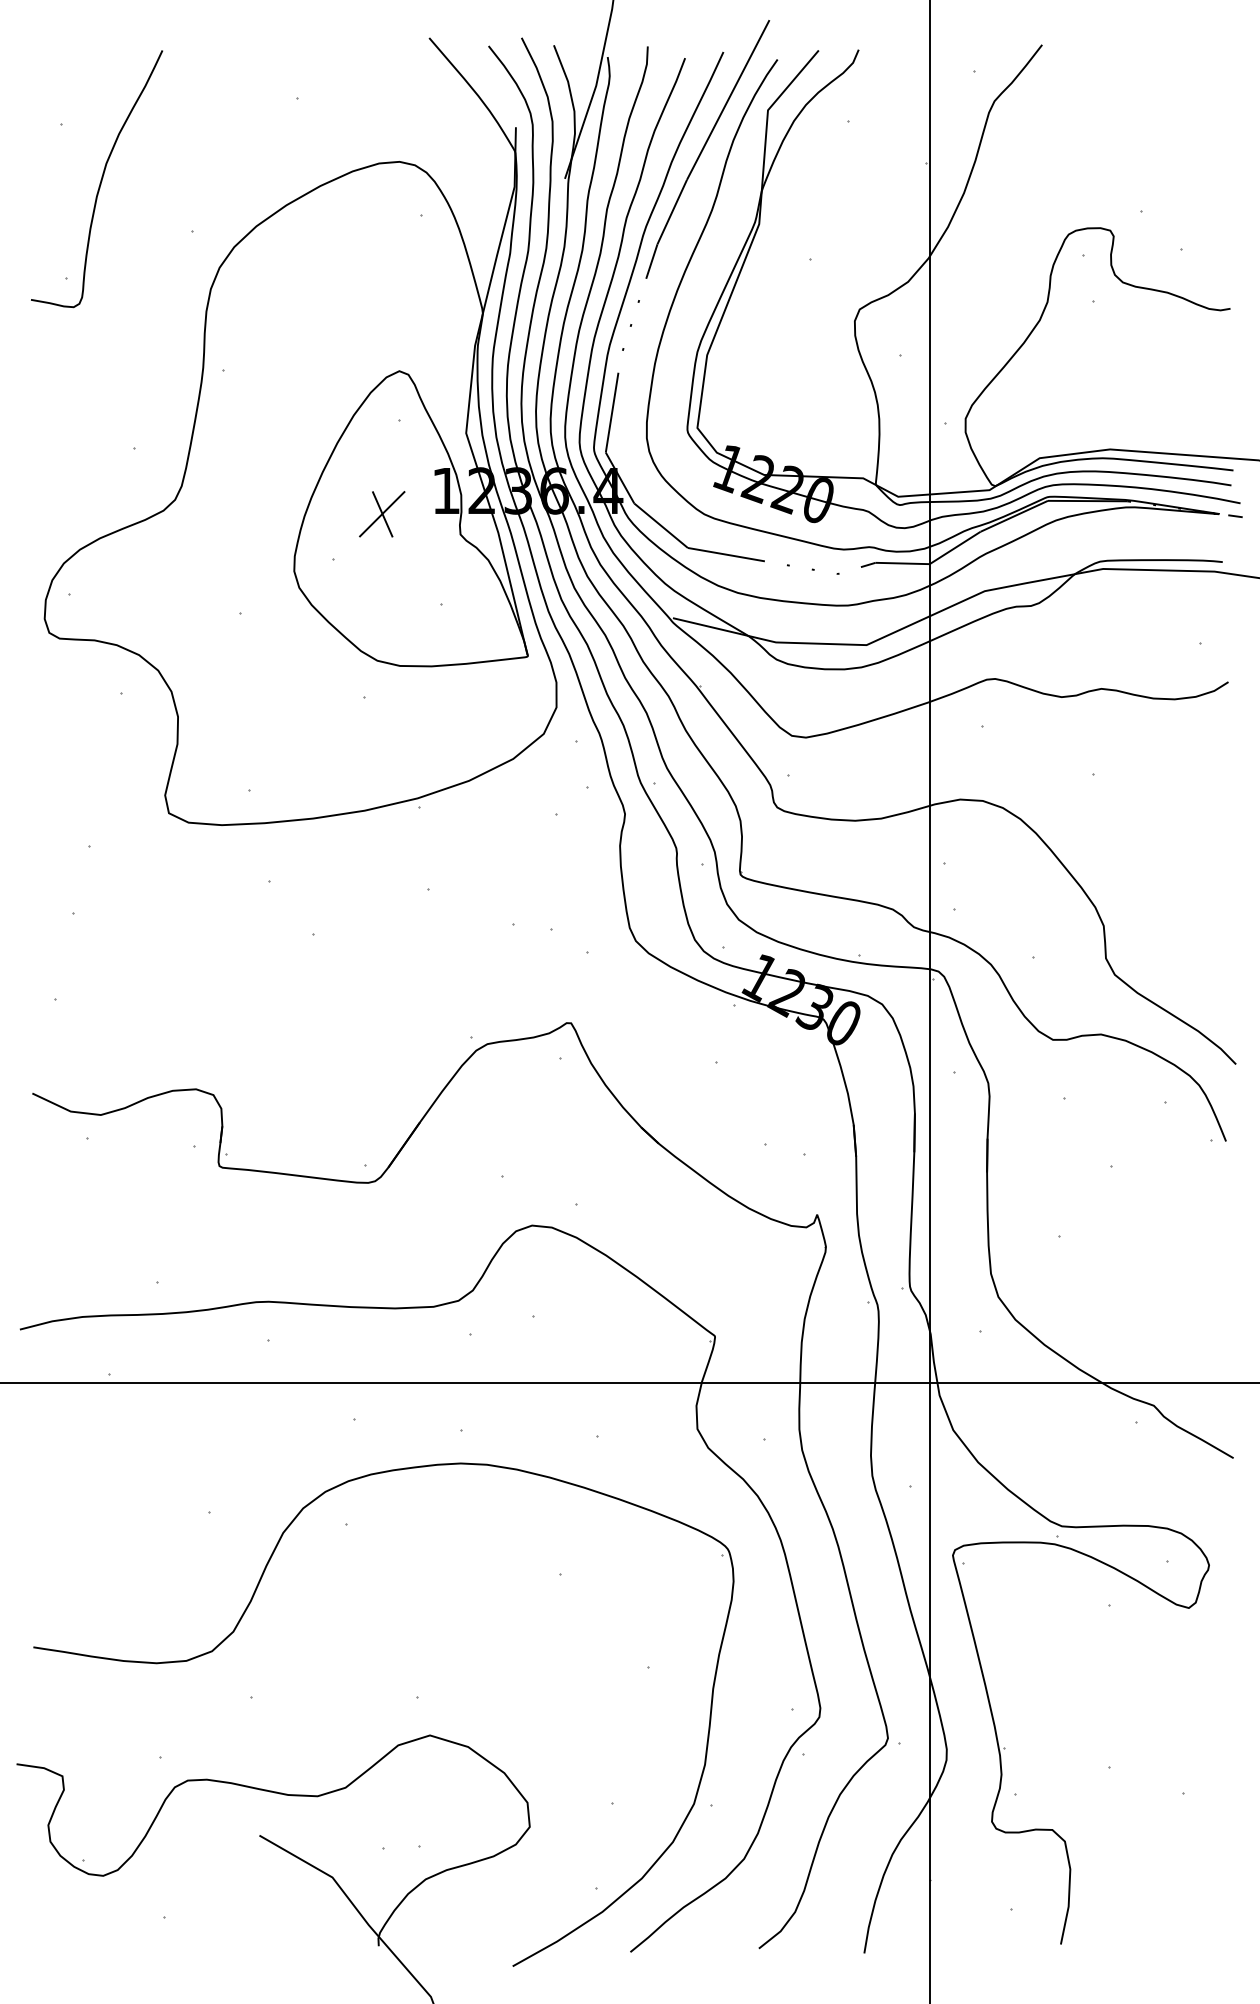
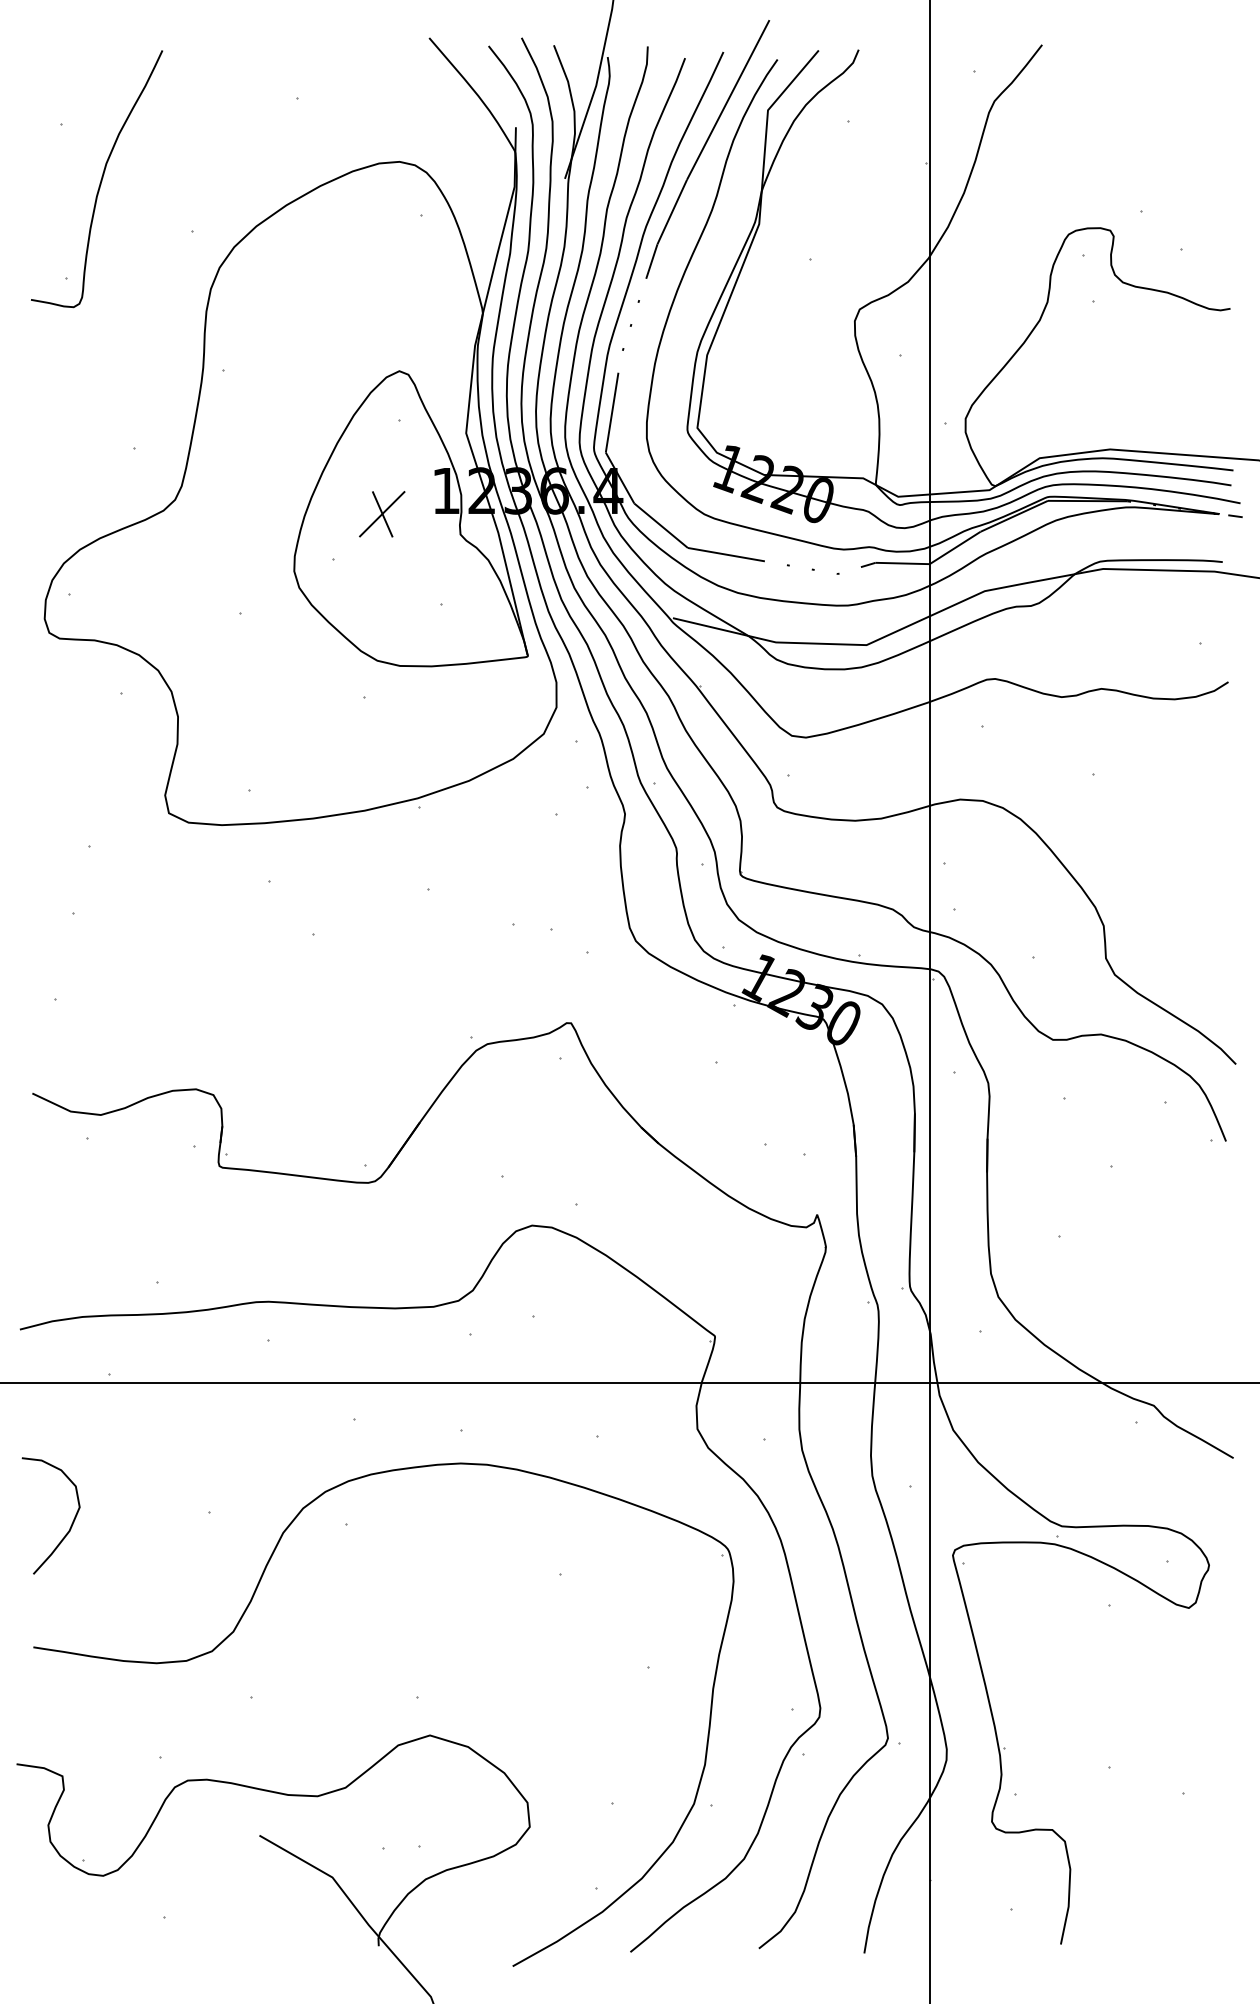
curve: none -> present (71, 1523)
